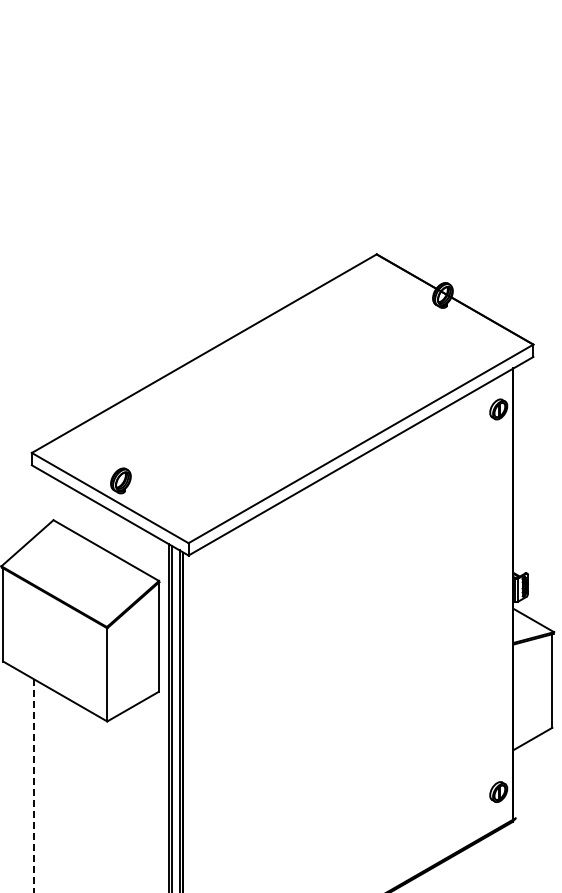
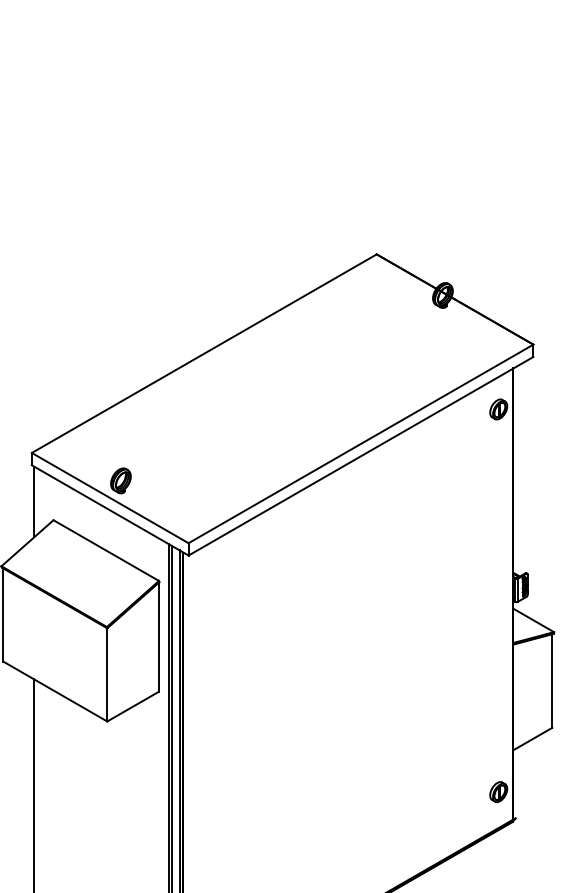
line: none -> present (34, 501)
line: dashed -> solid (34, 786)
